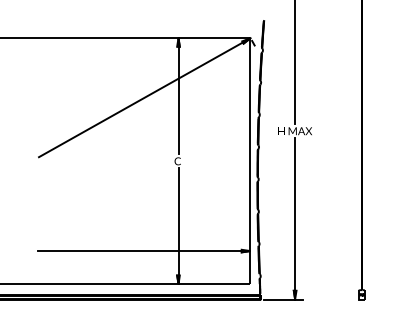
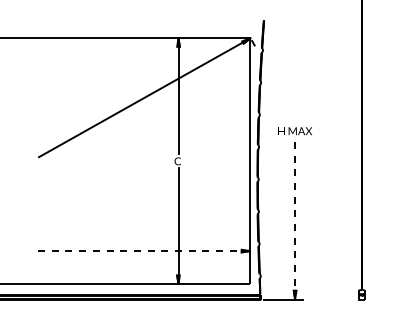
line: present -> none (295, 63)
line: solid -> dashed (295, 218)
line: solid -> dashed (143, 251)
